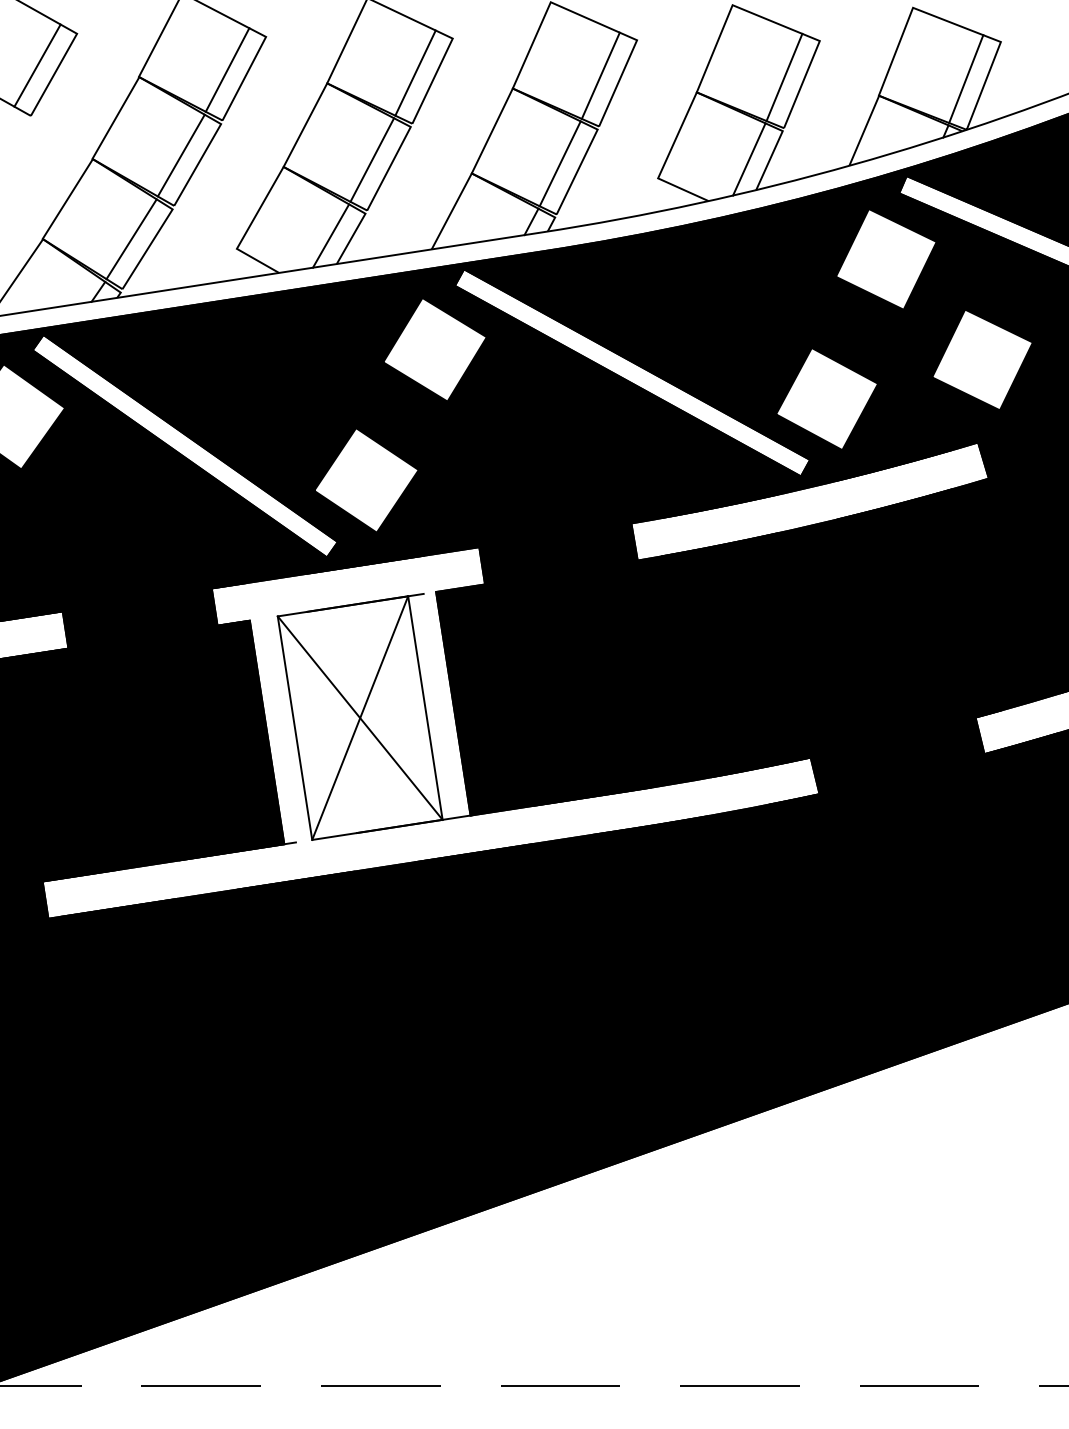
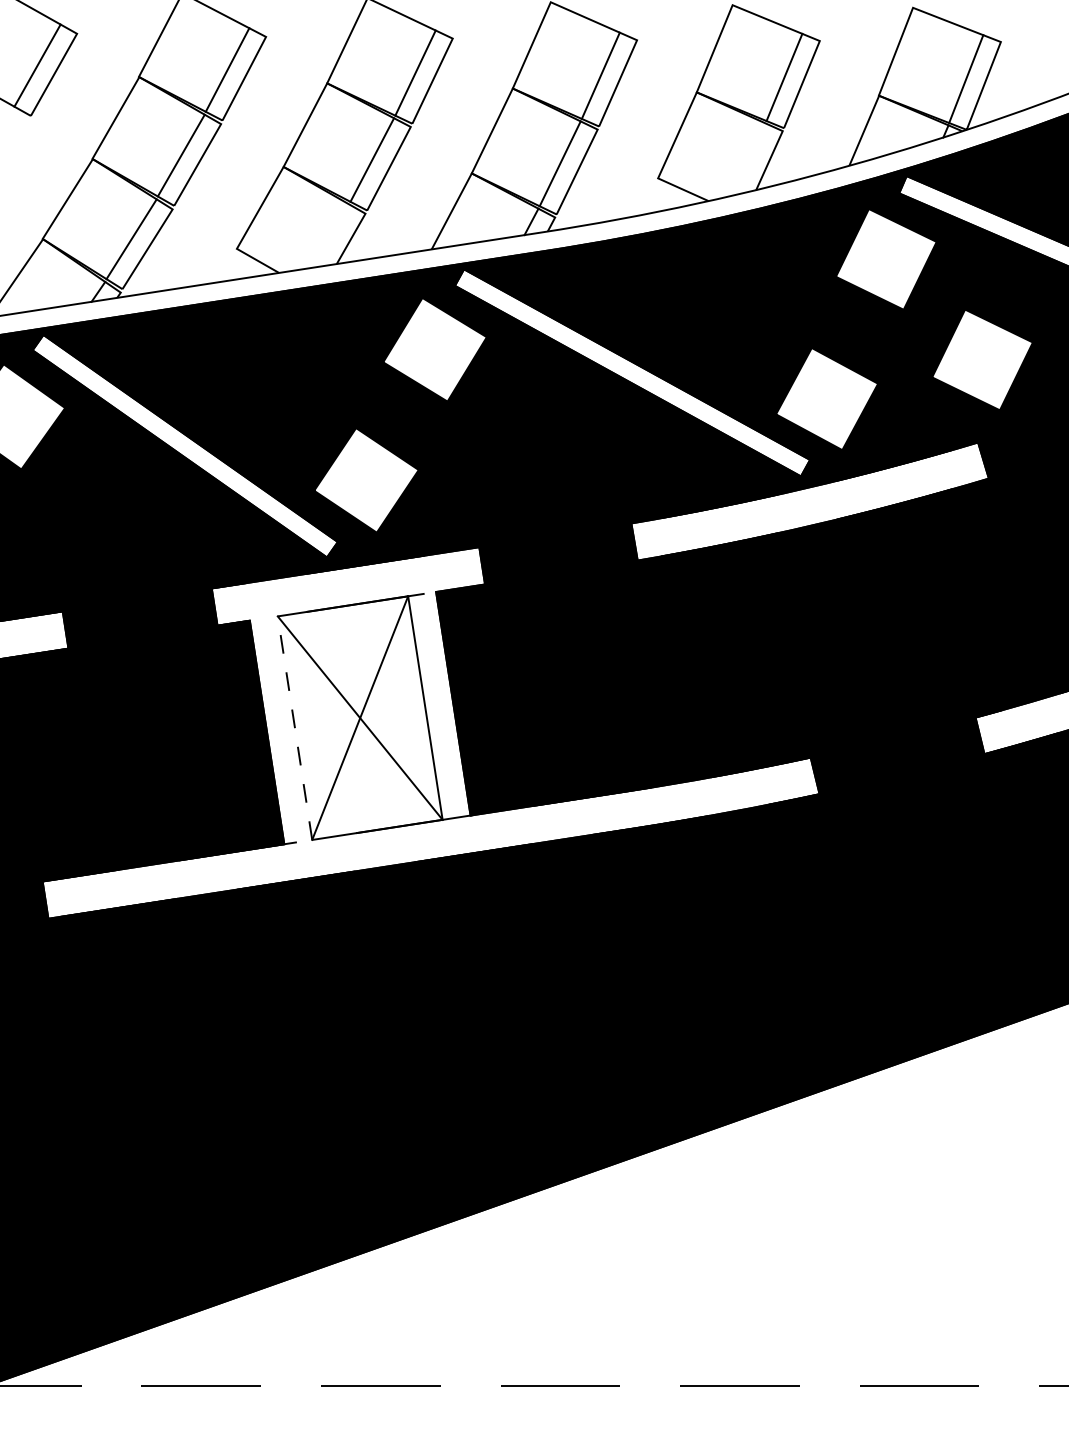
line: present -> none (749, 159)
line: present -> none (330, 235)
line: solid -> dashed (294, 727)
